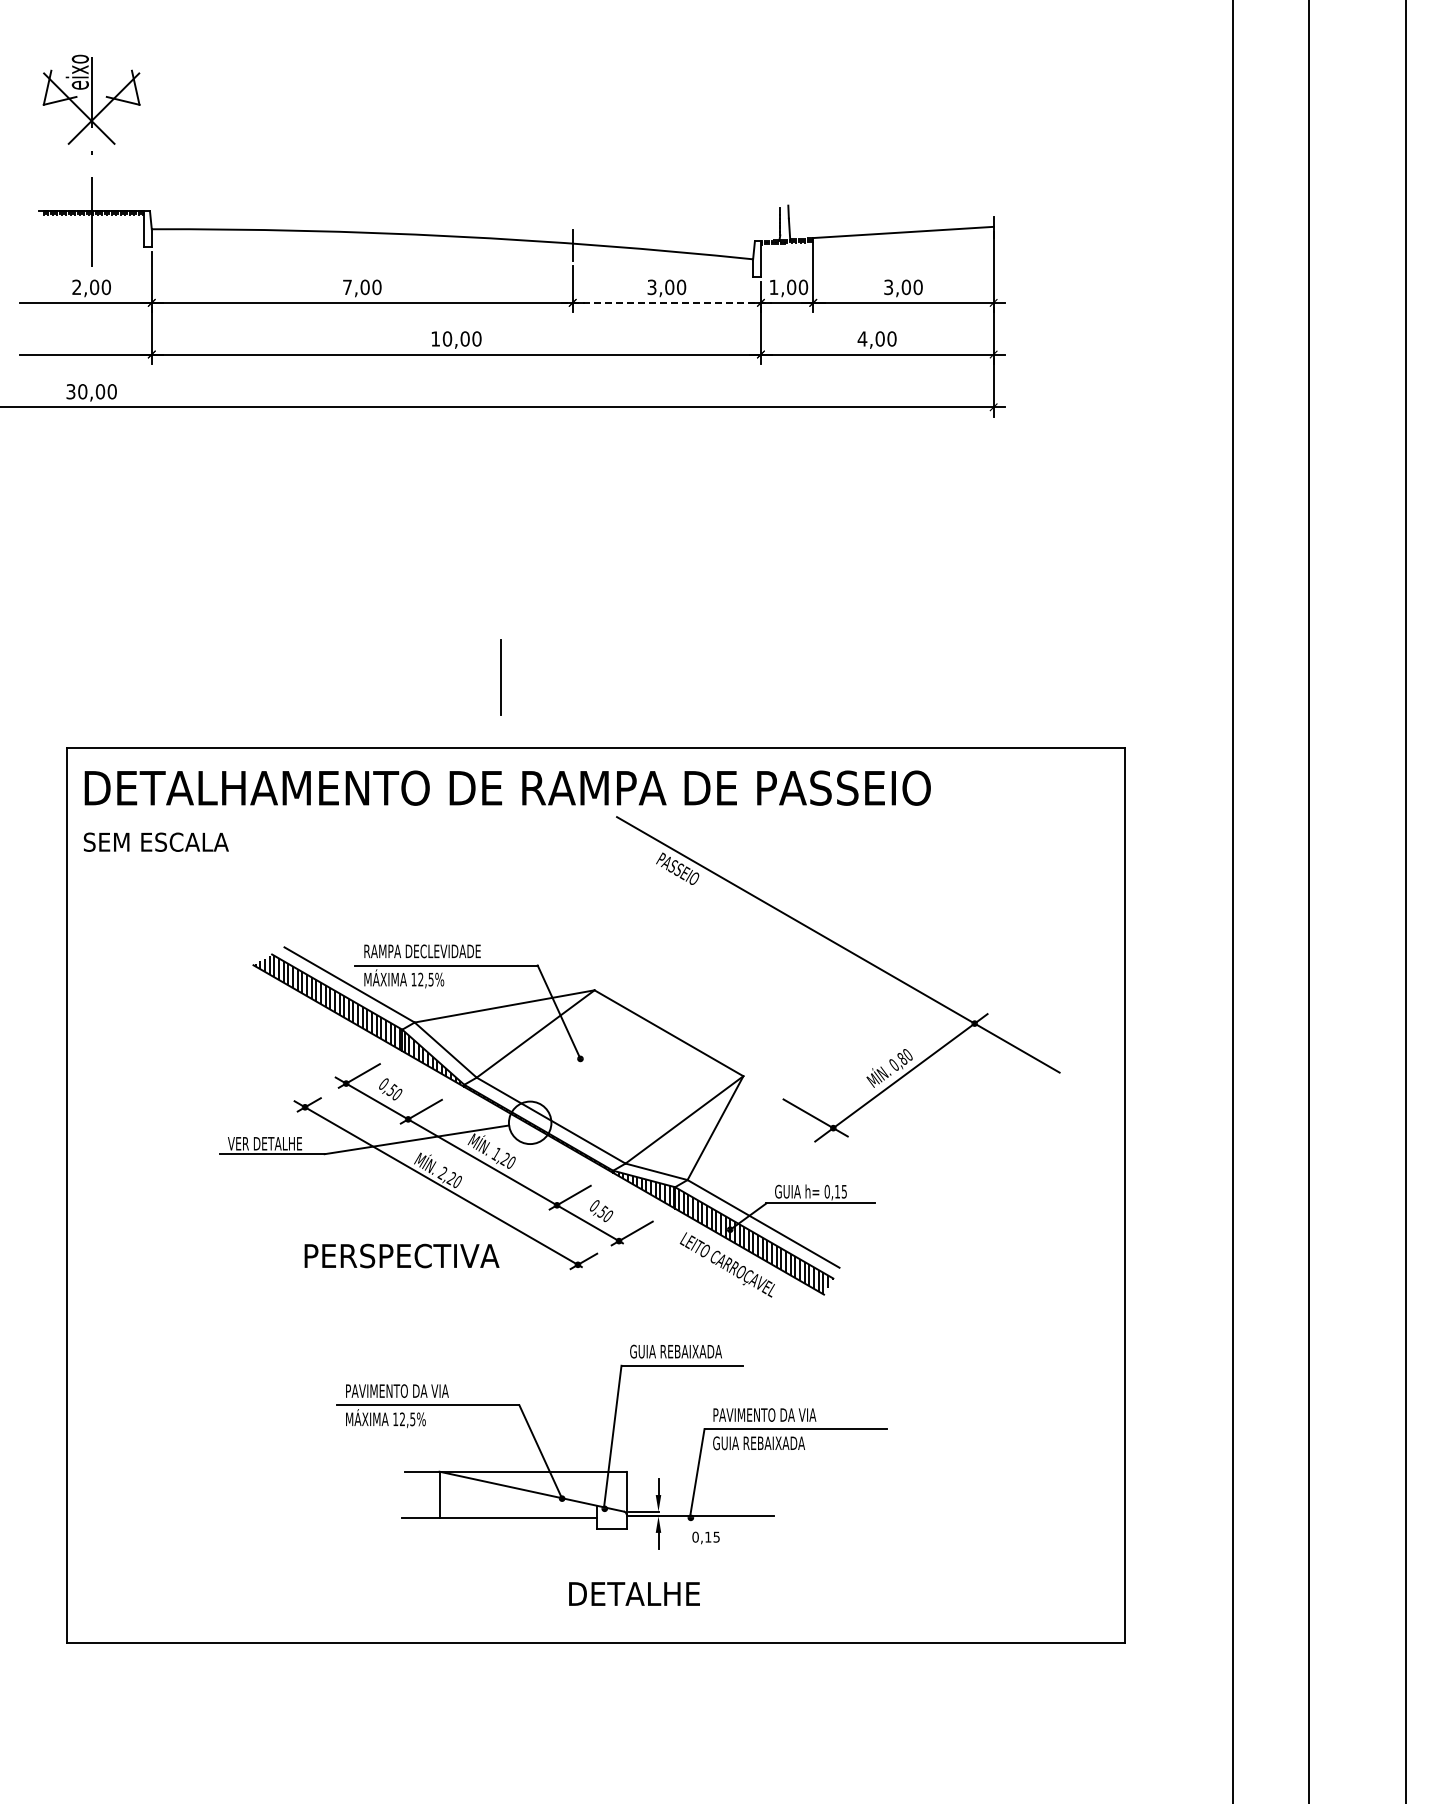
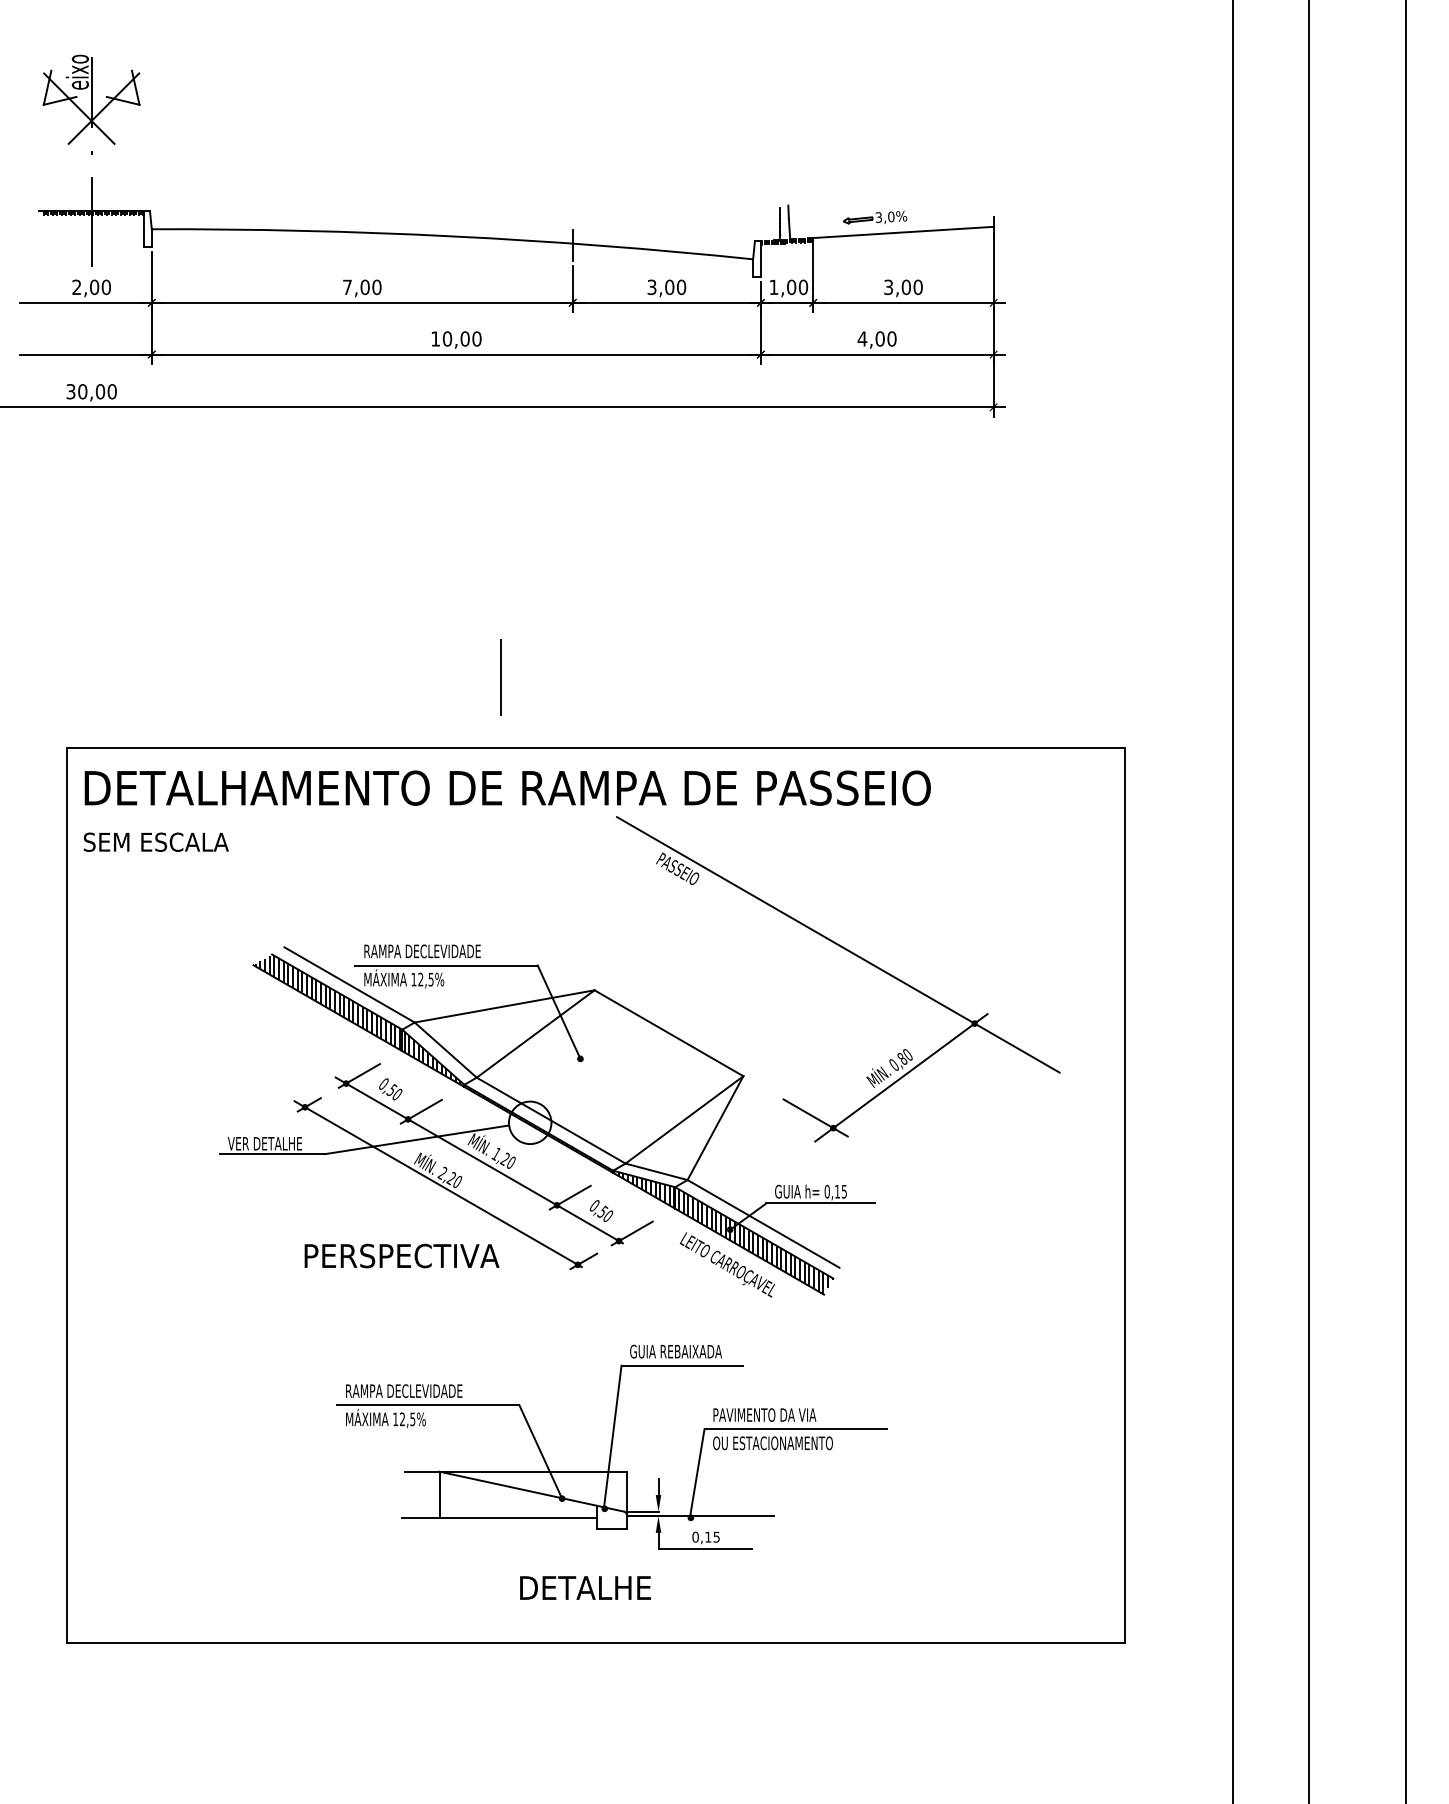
part: none -> present (875, 217)
line: dashed -> solid (667, 302)
text: PAVIMENTO DA VIA -> RAMPA DECLEVIDADE (404, 1390)
text: GUIA REBAIXADA -> OU ESTACIONAMENTO (774, 1443)
line: none -> present (705, 1549)
text position: (634, 1593) -> (585, 1587) (585, 1587)
